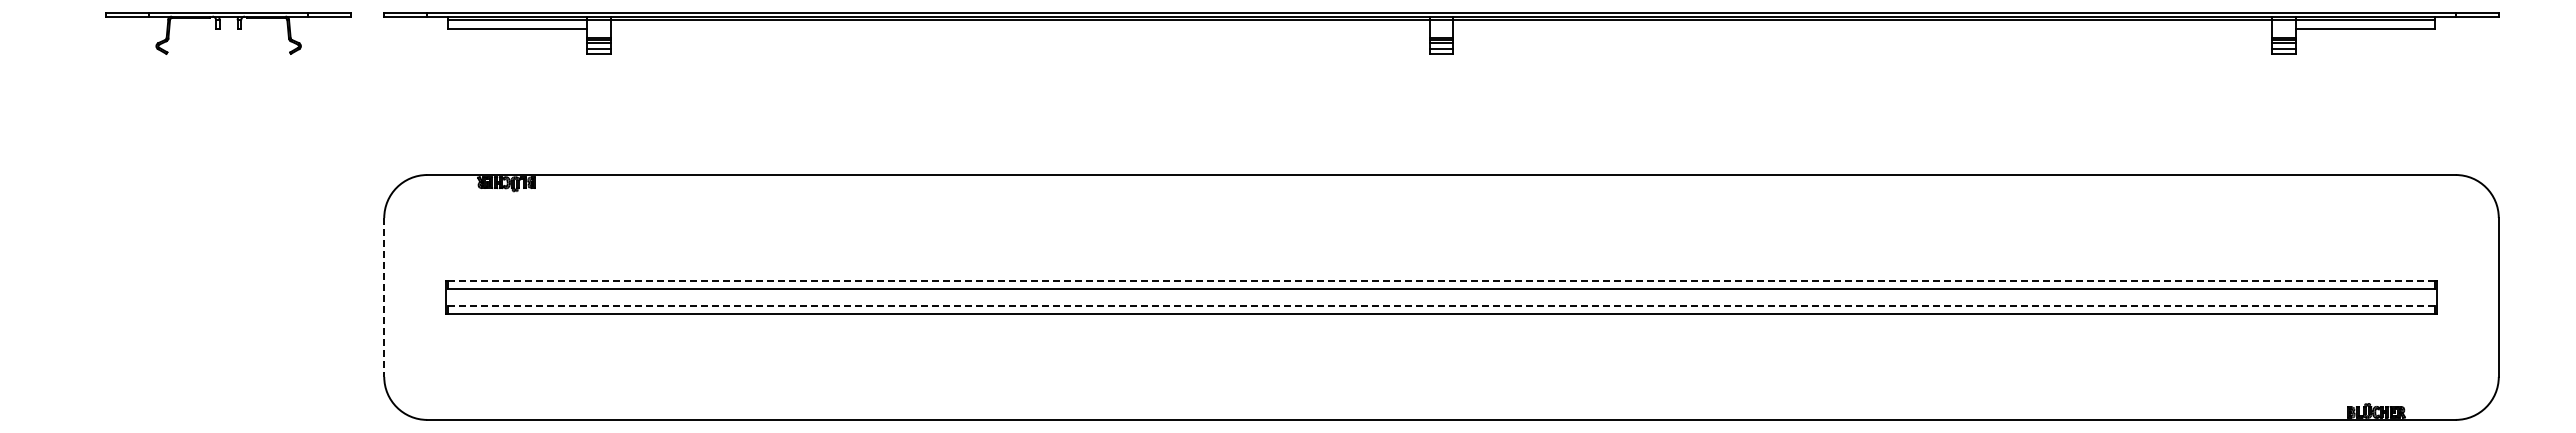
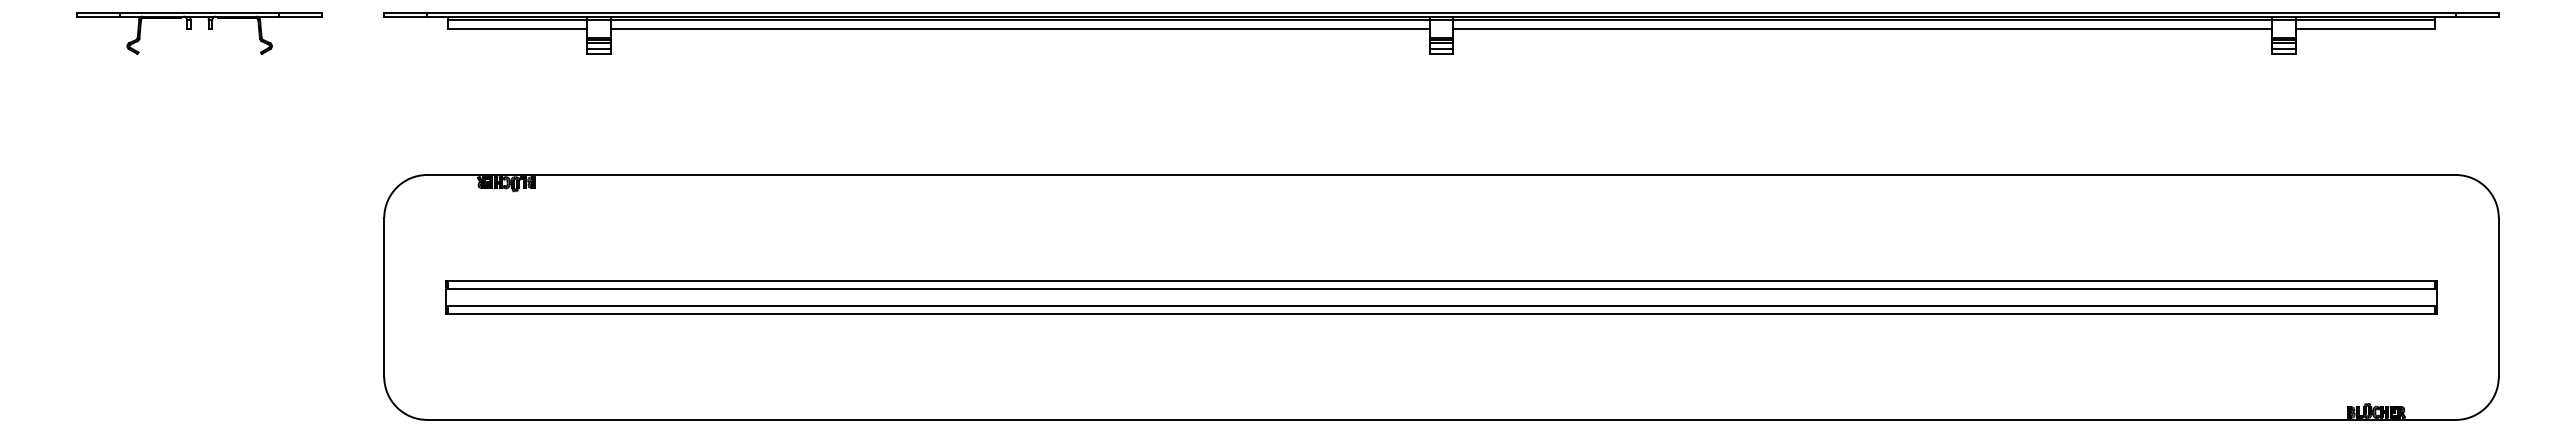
line: none -> present (1020, 28)
line: none -> present (1862, 28)
part position: (220, 29) -> (191, 29) (191, 29)
line: dashed -> solid (1441, 281)
line: dashed -> solid (384, 297)
line: dashed -> solid (1441, 306)
